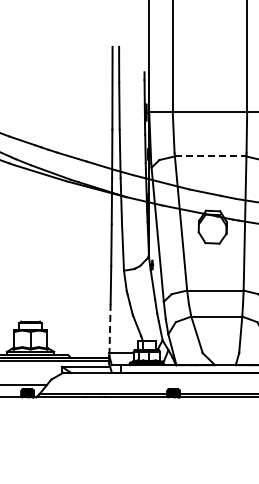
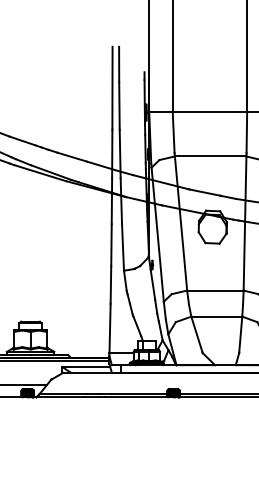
line: dashed -> solid (210, 156)
line: dashed -> solid (110, 328)
